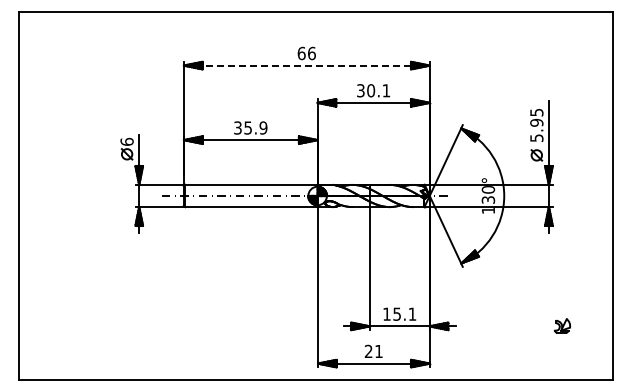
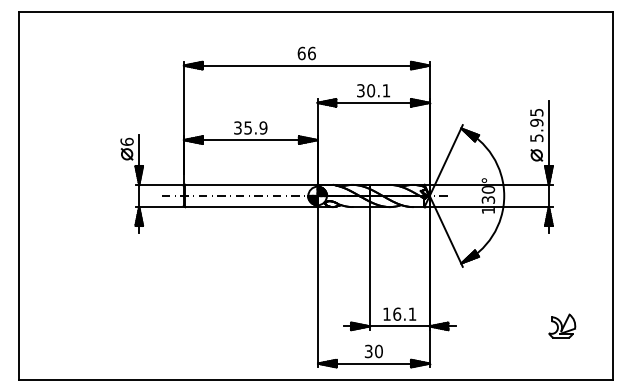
line: dashed -> solid (306, 65)
text: 15.1 -> 16.1 (397, 313)
part size: 19x16 px -> 29x26 px (562, 325)
text: 21 -> 30 (373, 351)
